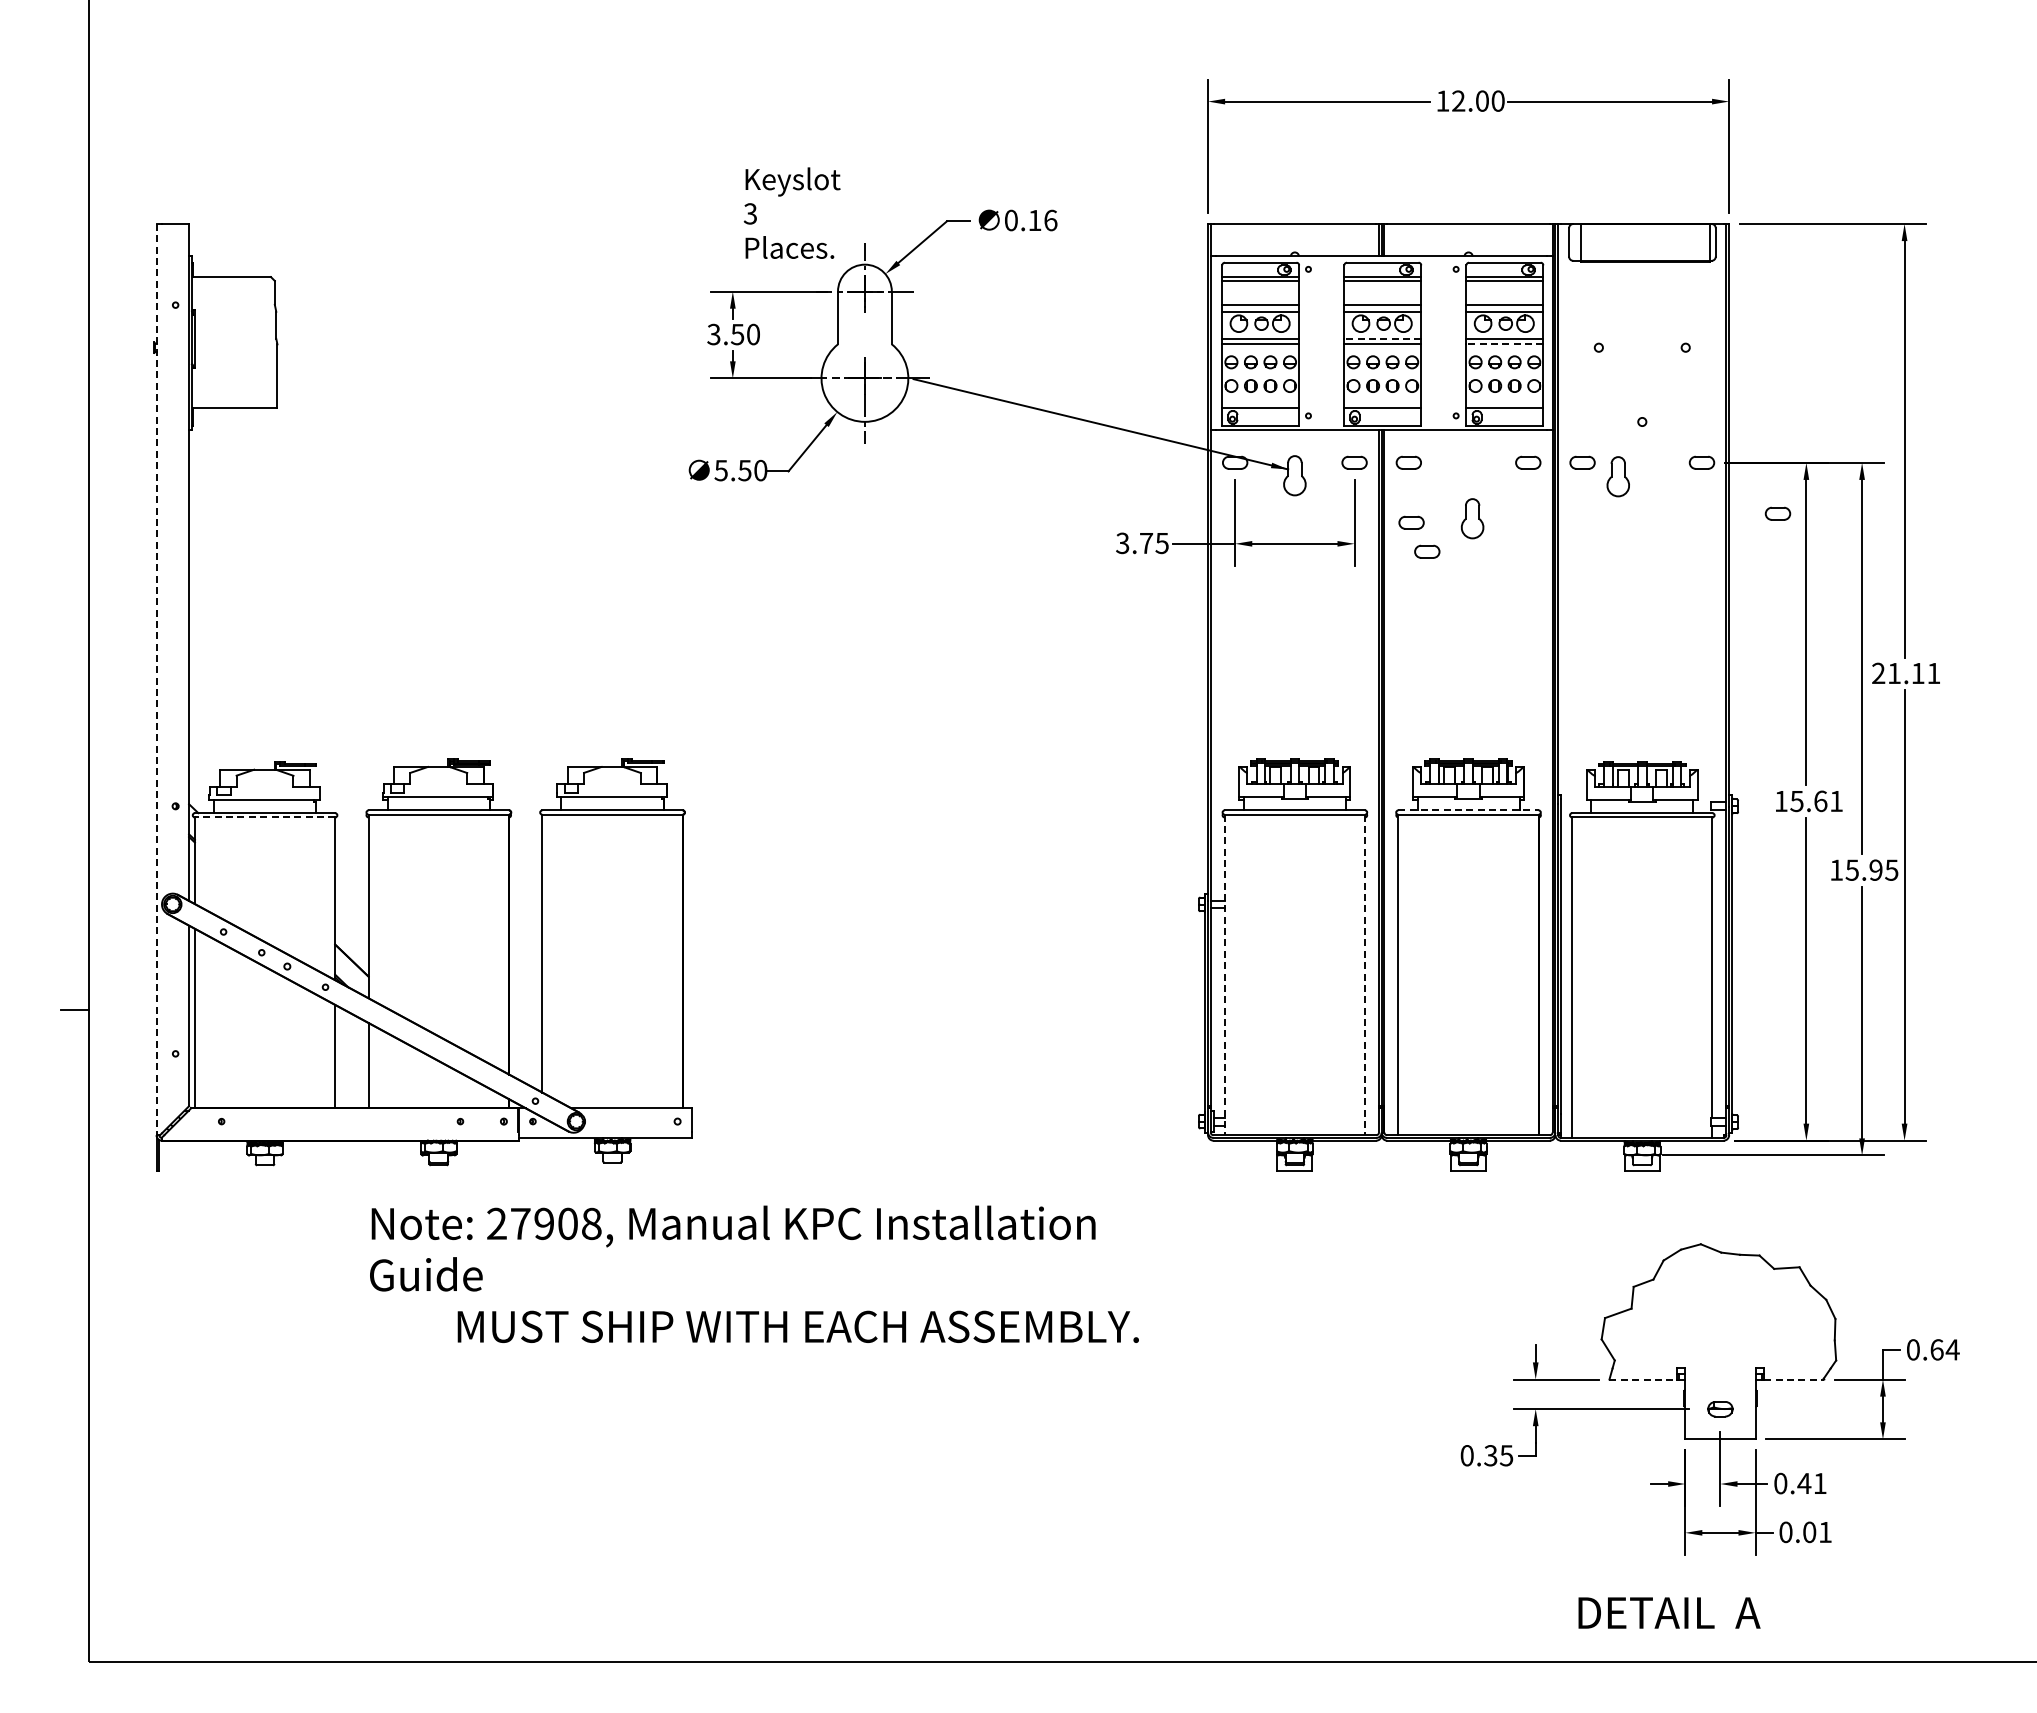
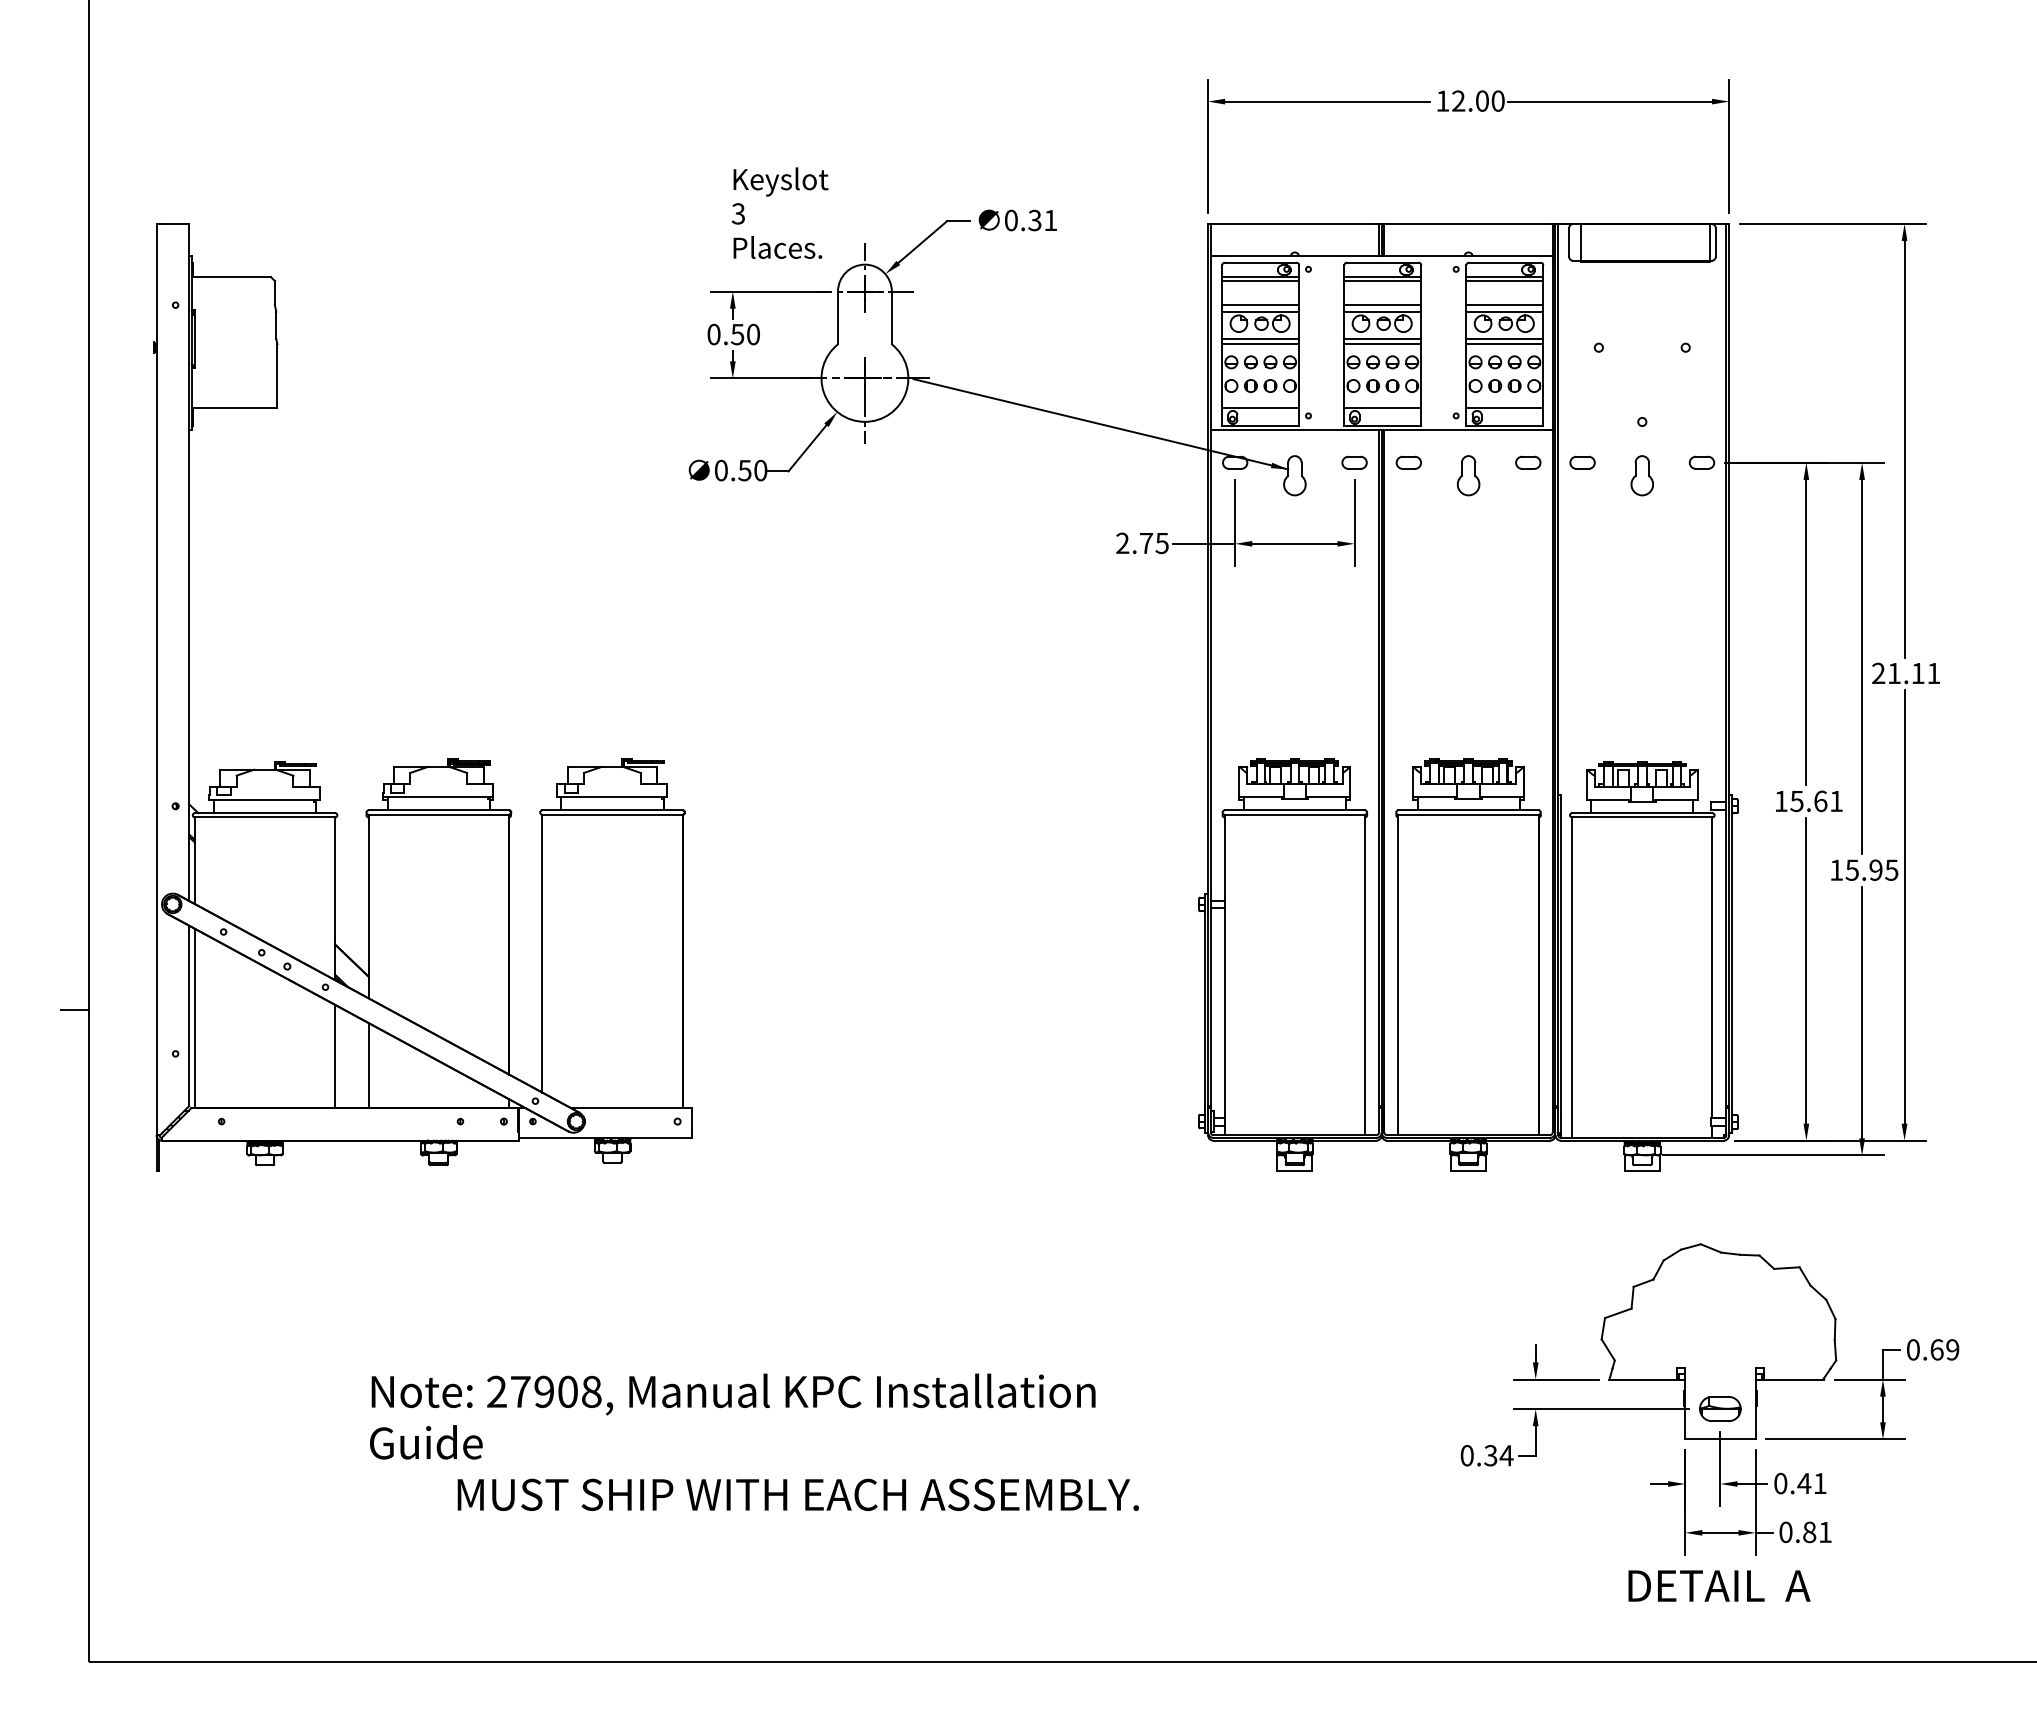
text position: (791, 212) -> (779, 212) (779, 212)
text: 0.16 -> 0.31 (1042, 220)
text: 3.50 -> 0.50 (713, 334)
line: dashed -> solid (1382, 338)
line: dashed -> solid (1504, 344)
text: 5.50 -> 0.50 (720, 470)
part position: (1617, 476) -> (1641, 475) (1641, 475)
part: present -> none (1777, 513)
part position: (1472, 518) -> (1468, 475) (1468, 475)
part: present -> none (1411, 522)
text: 3.75 -> 2.75 (1122, 543)
part: present -> none (1427, 551)
line: dashed -> solid (156, 679)
line: dashed -> solid (1469, 810)
line: dashed -> solid (264, 817)
line: dashed -> solid (1224, 975)
line: dashed -> solid (1365, 975)
text position: (754, 1273) -> (754, 1441) (754, 1441)
text: 0.64 -> 0.69 (1952, 1349)
line: dashed -> solid (1643, 1379)
line: dashed -> solid (1794, 1379)
part size: 27x17 px -> 43x27 px (1720, 1409)
text: 0.35 -> 0.34 (1506, 1455)
text: 0.01 -> 0.81 (1809, 1532)
text position: (1669, 1612) -> (1719, 1585) (1719, 1585)
